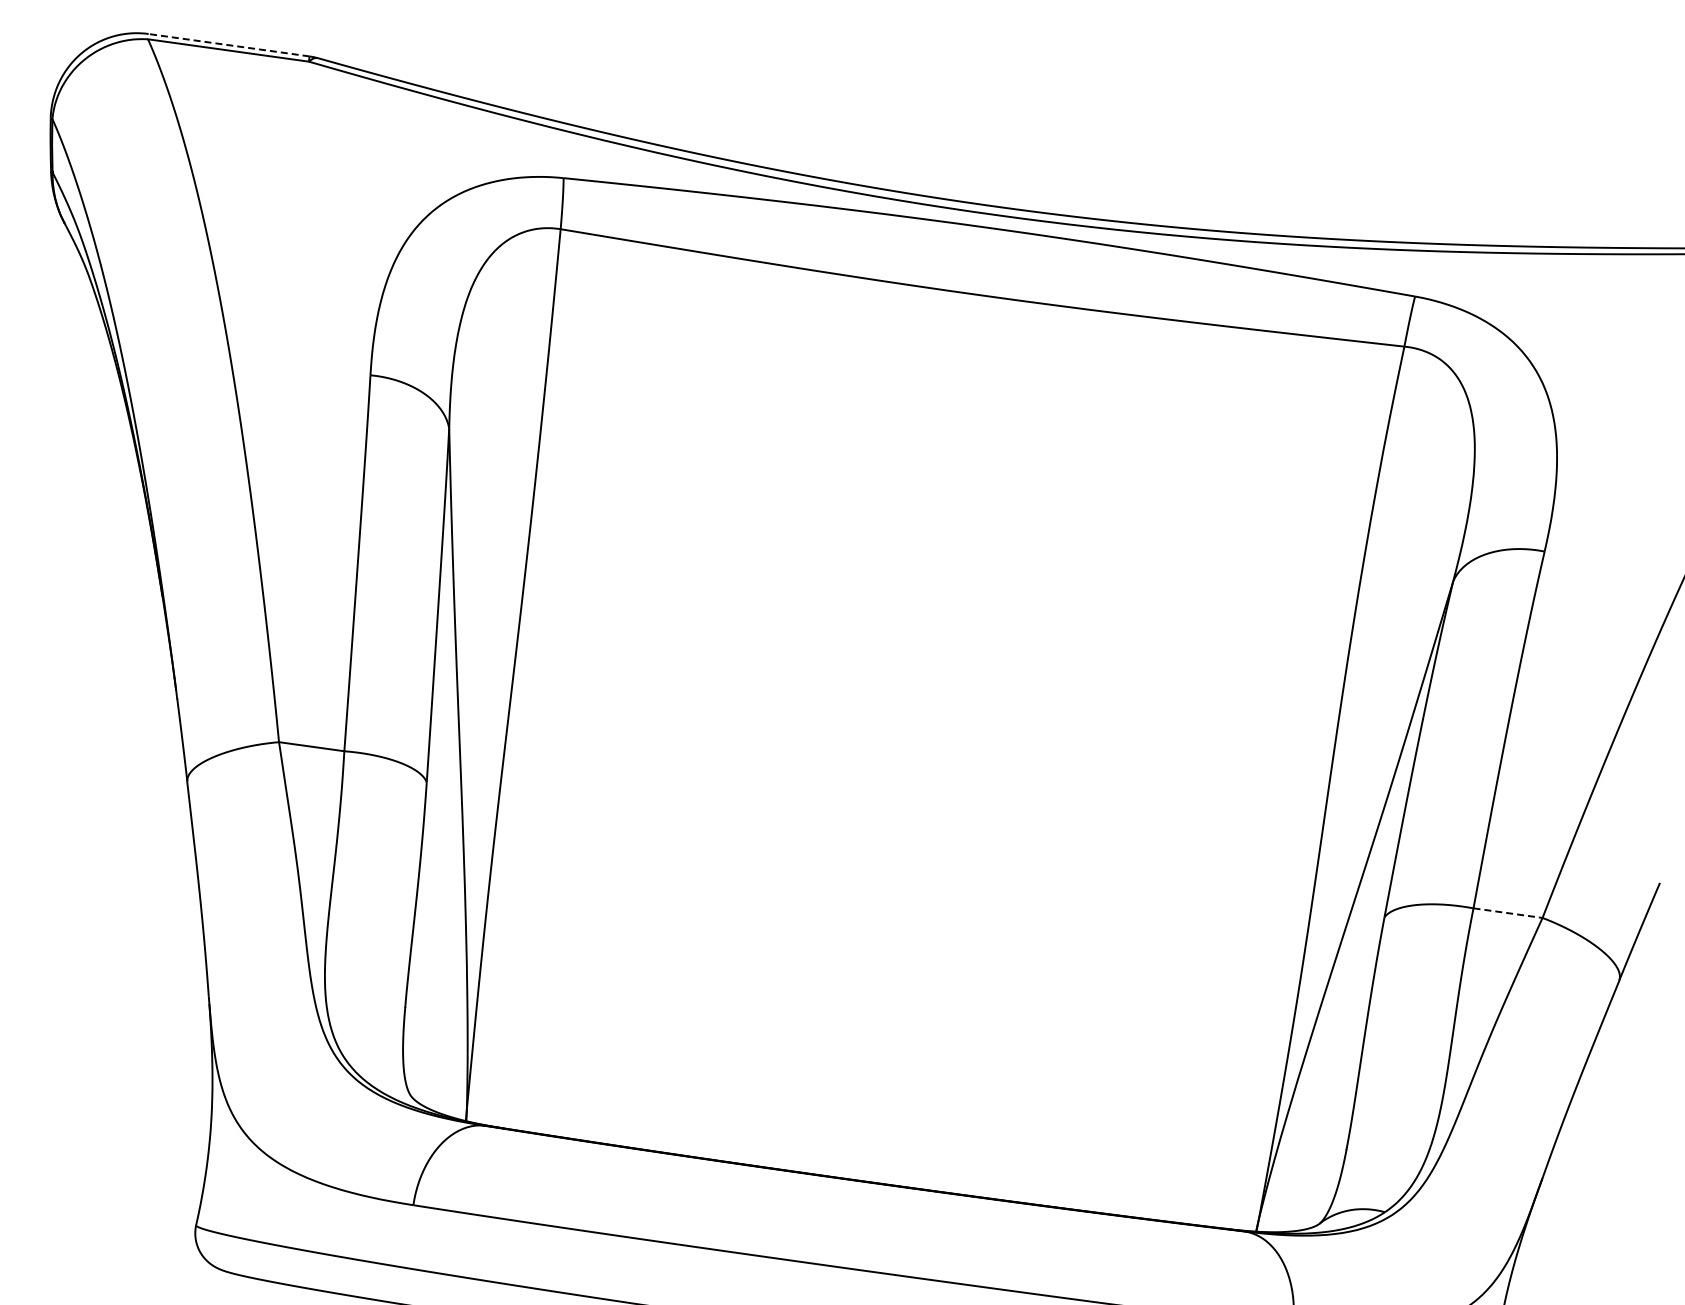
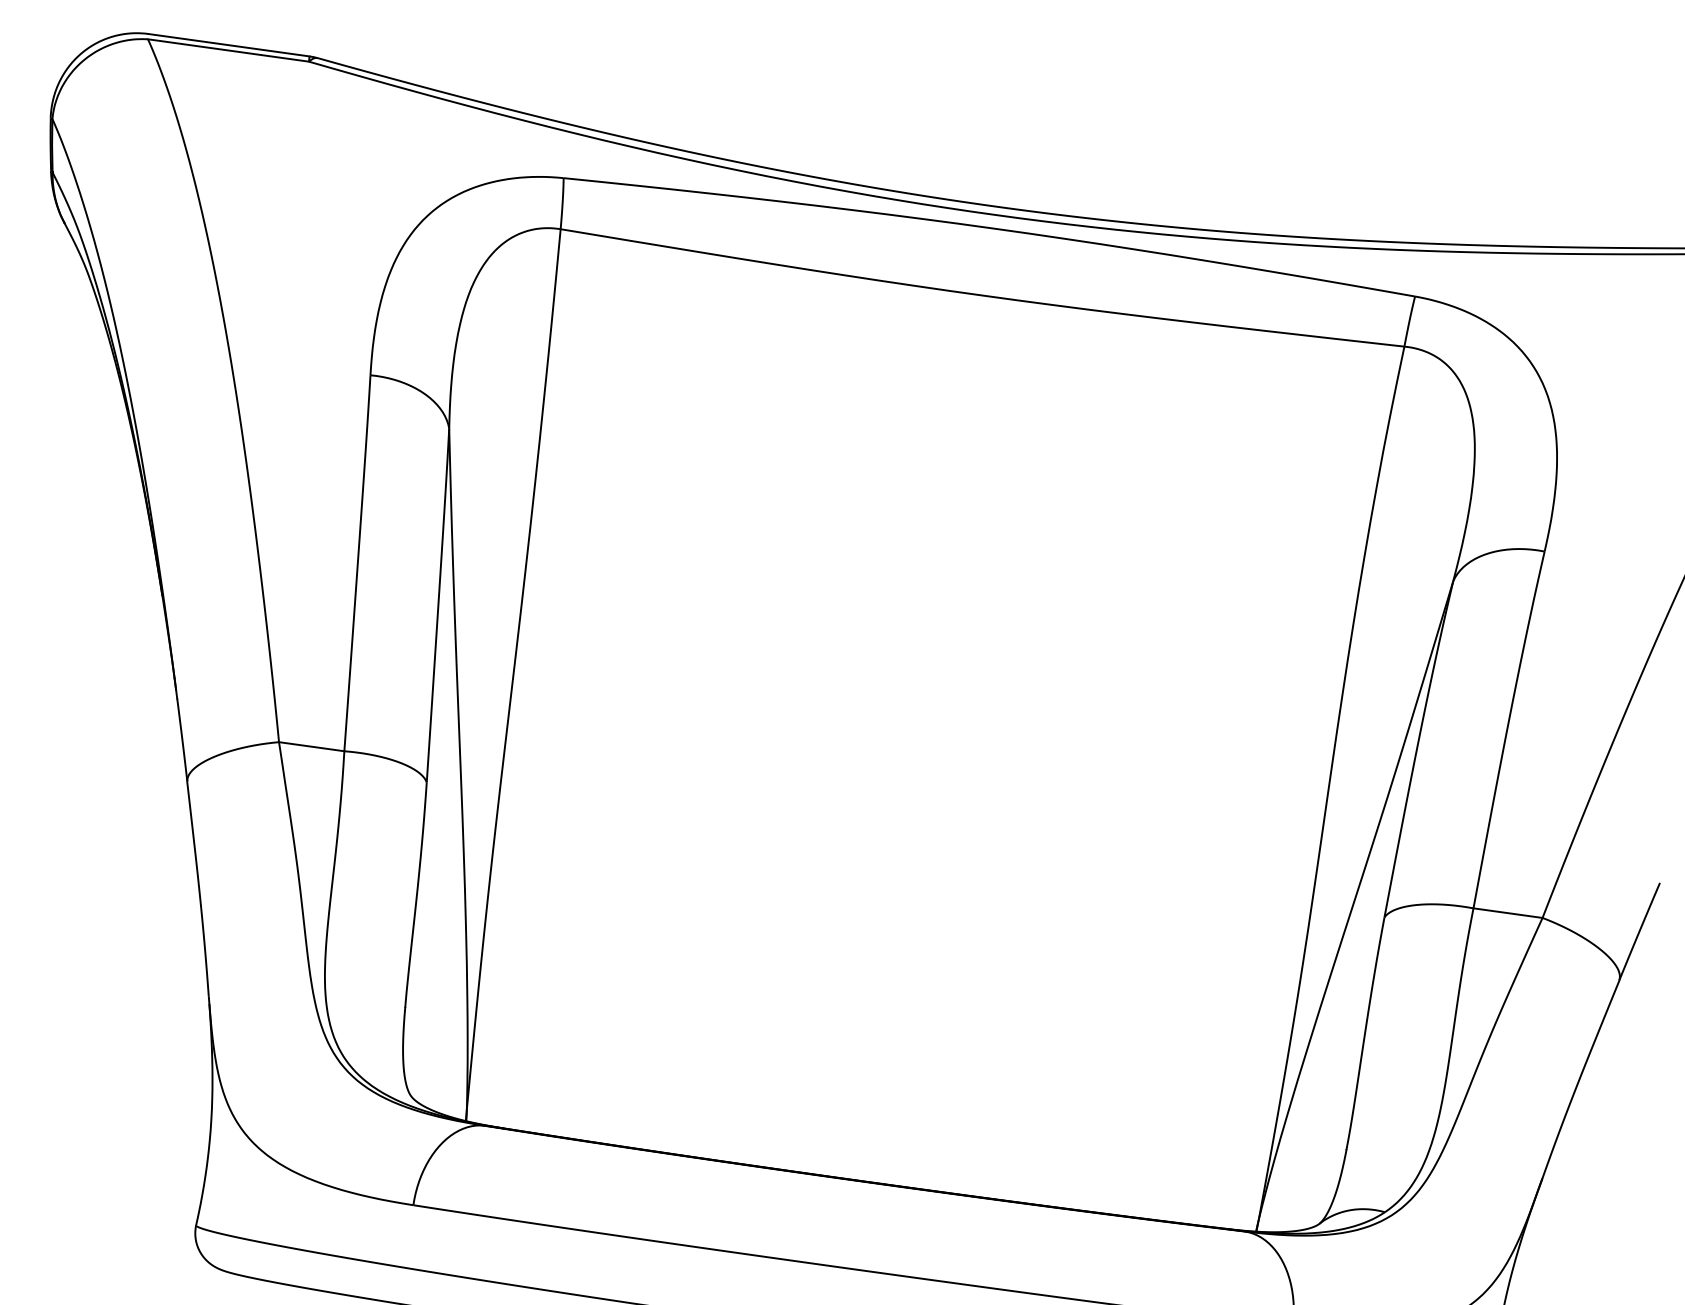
line: dashed -> solid (228, 45)
line: dashed -> solid (1508, 913)
